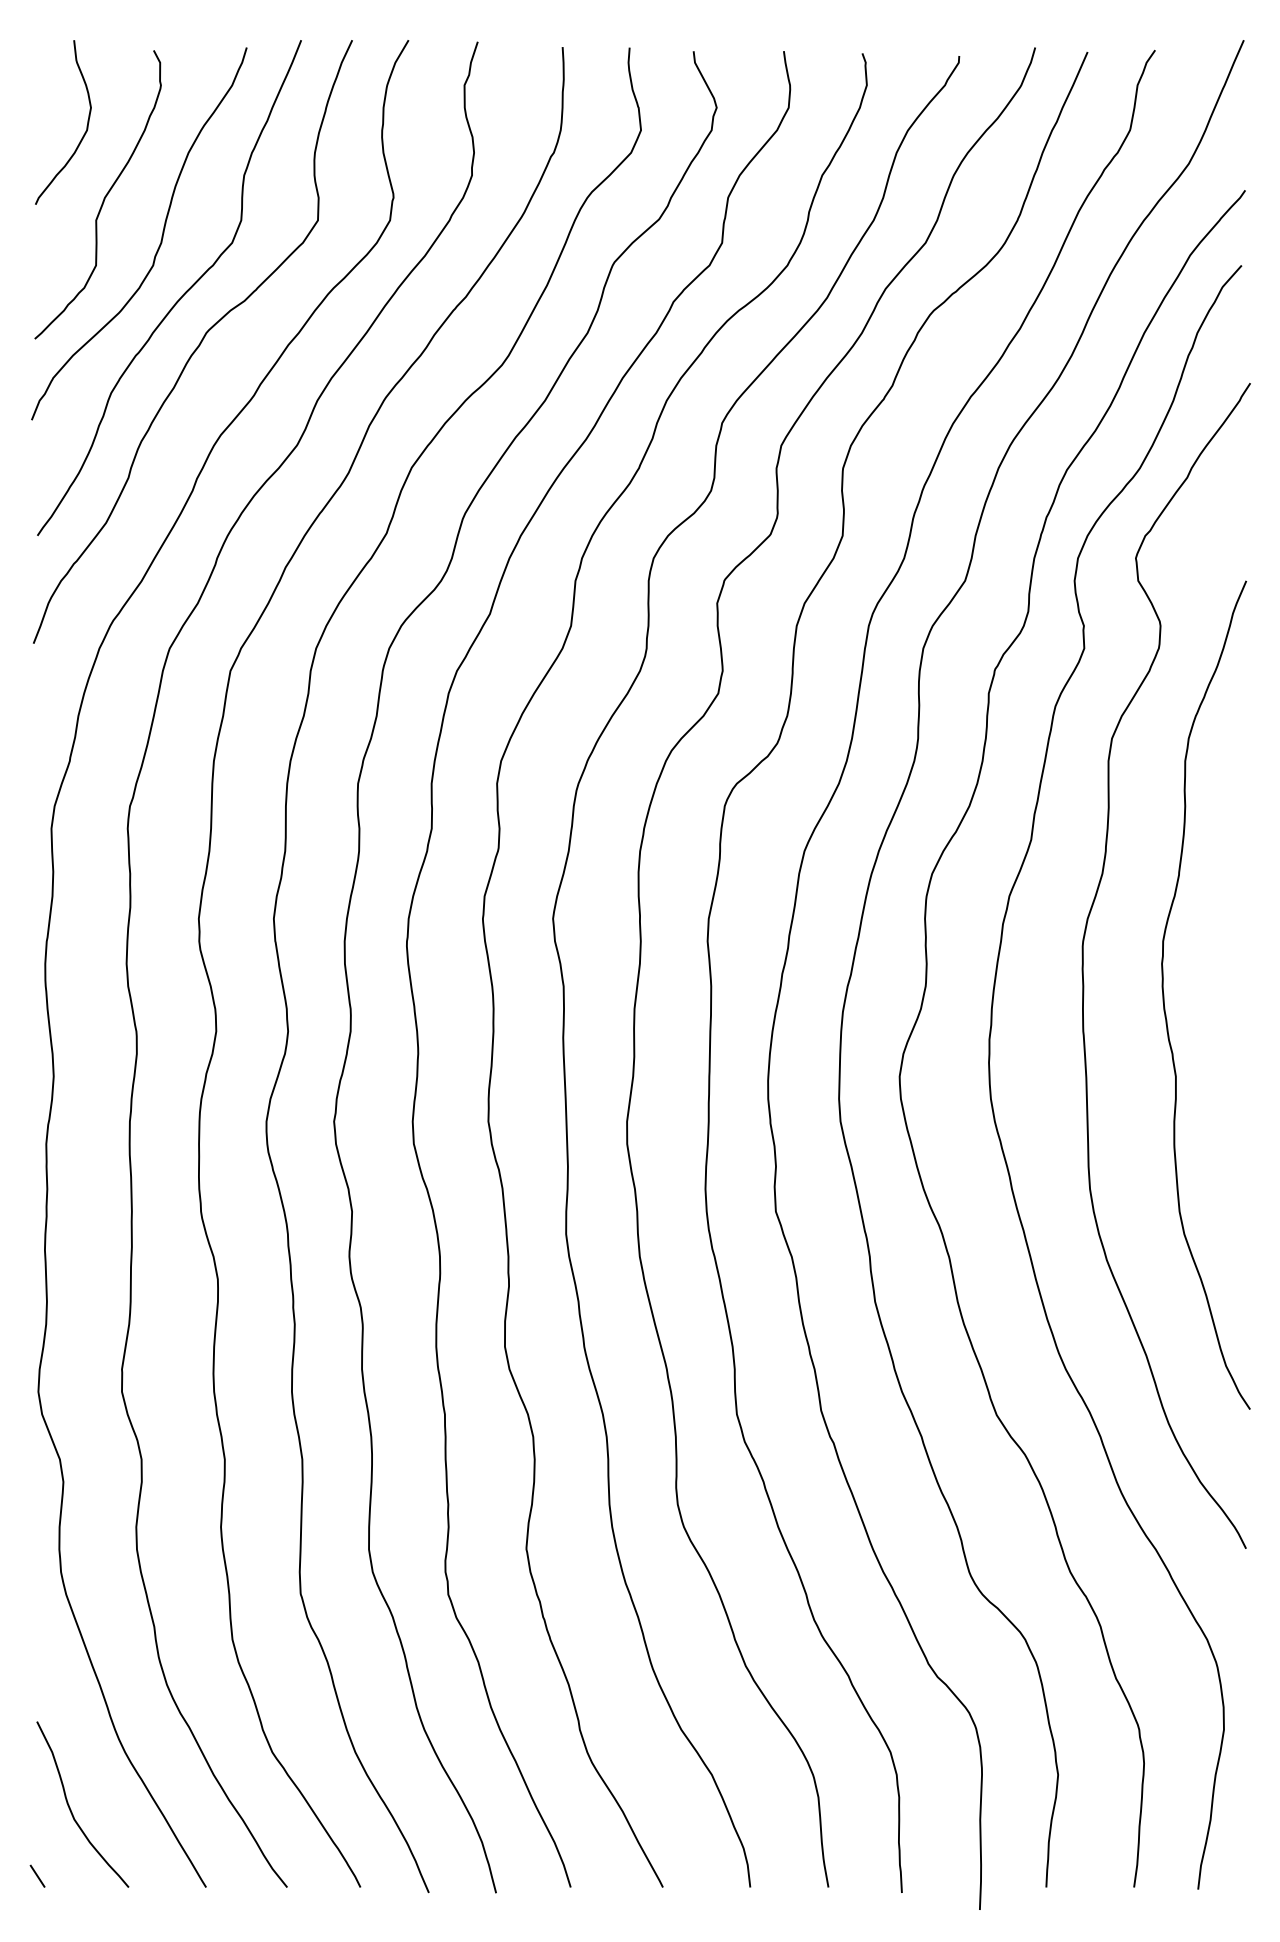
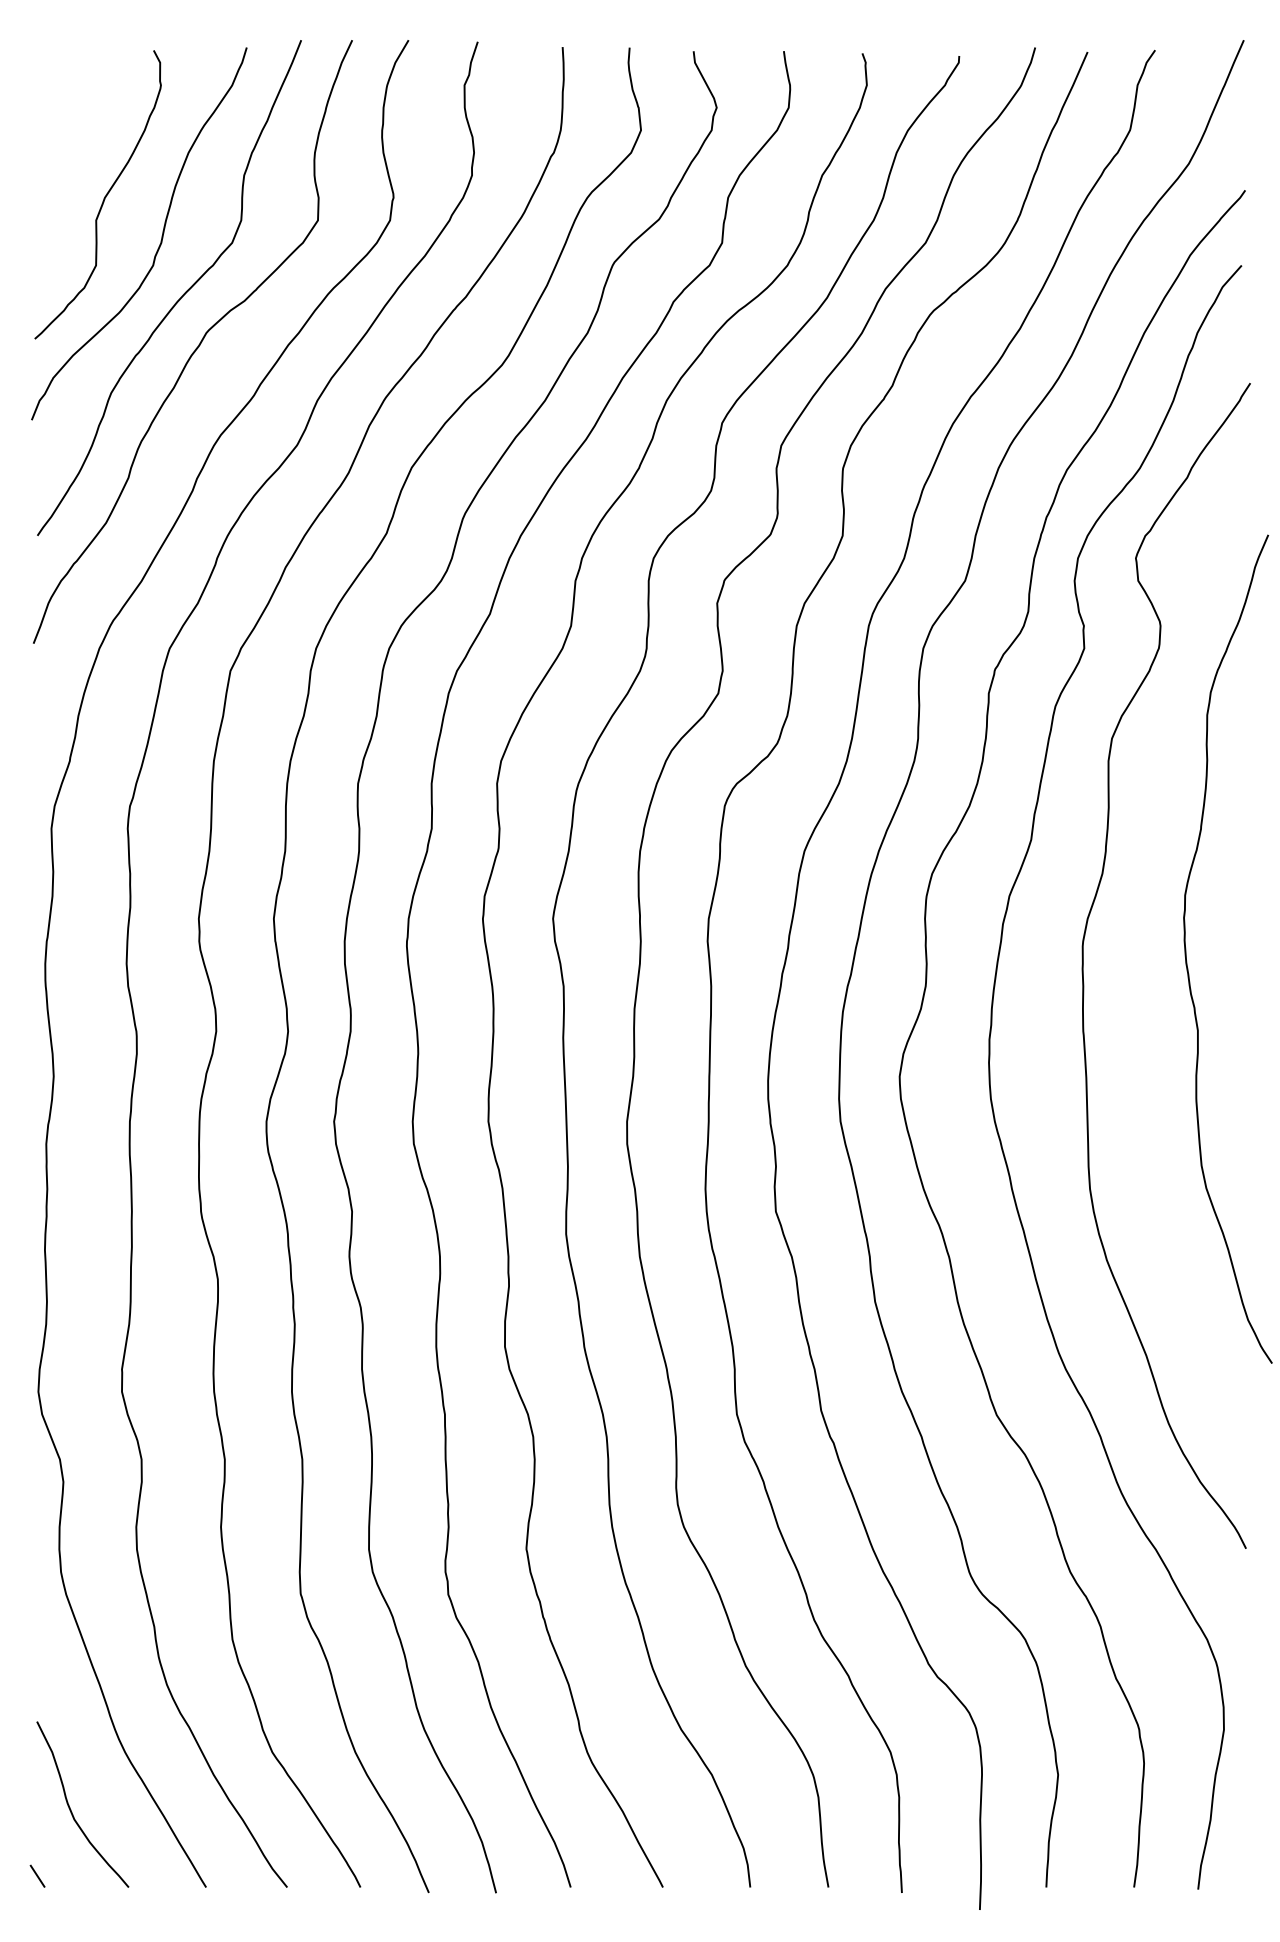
curve: present -> none (86, 125)
curve position: (1164, 994) -> (1186, 948) (1186, 948)
